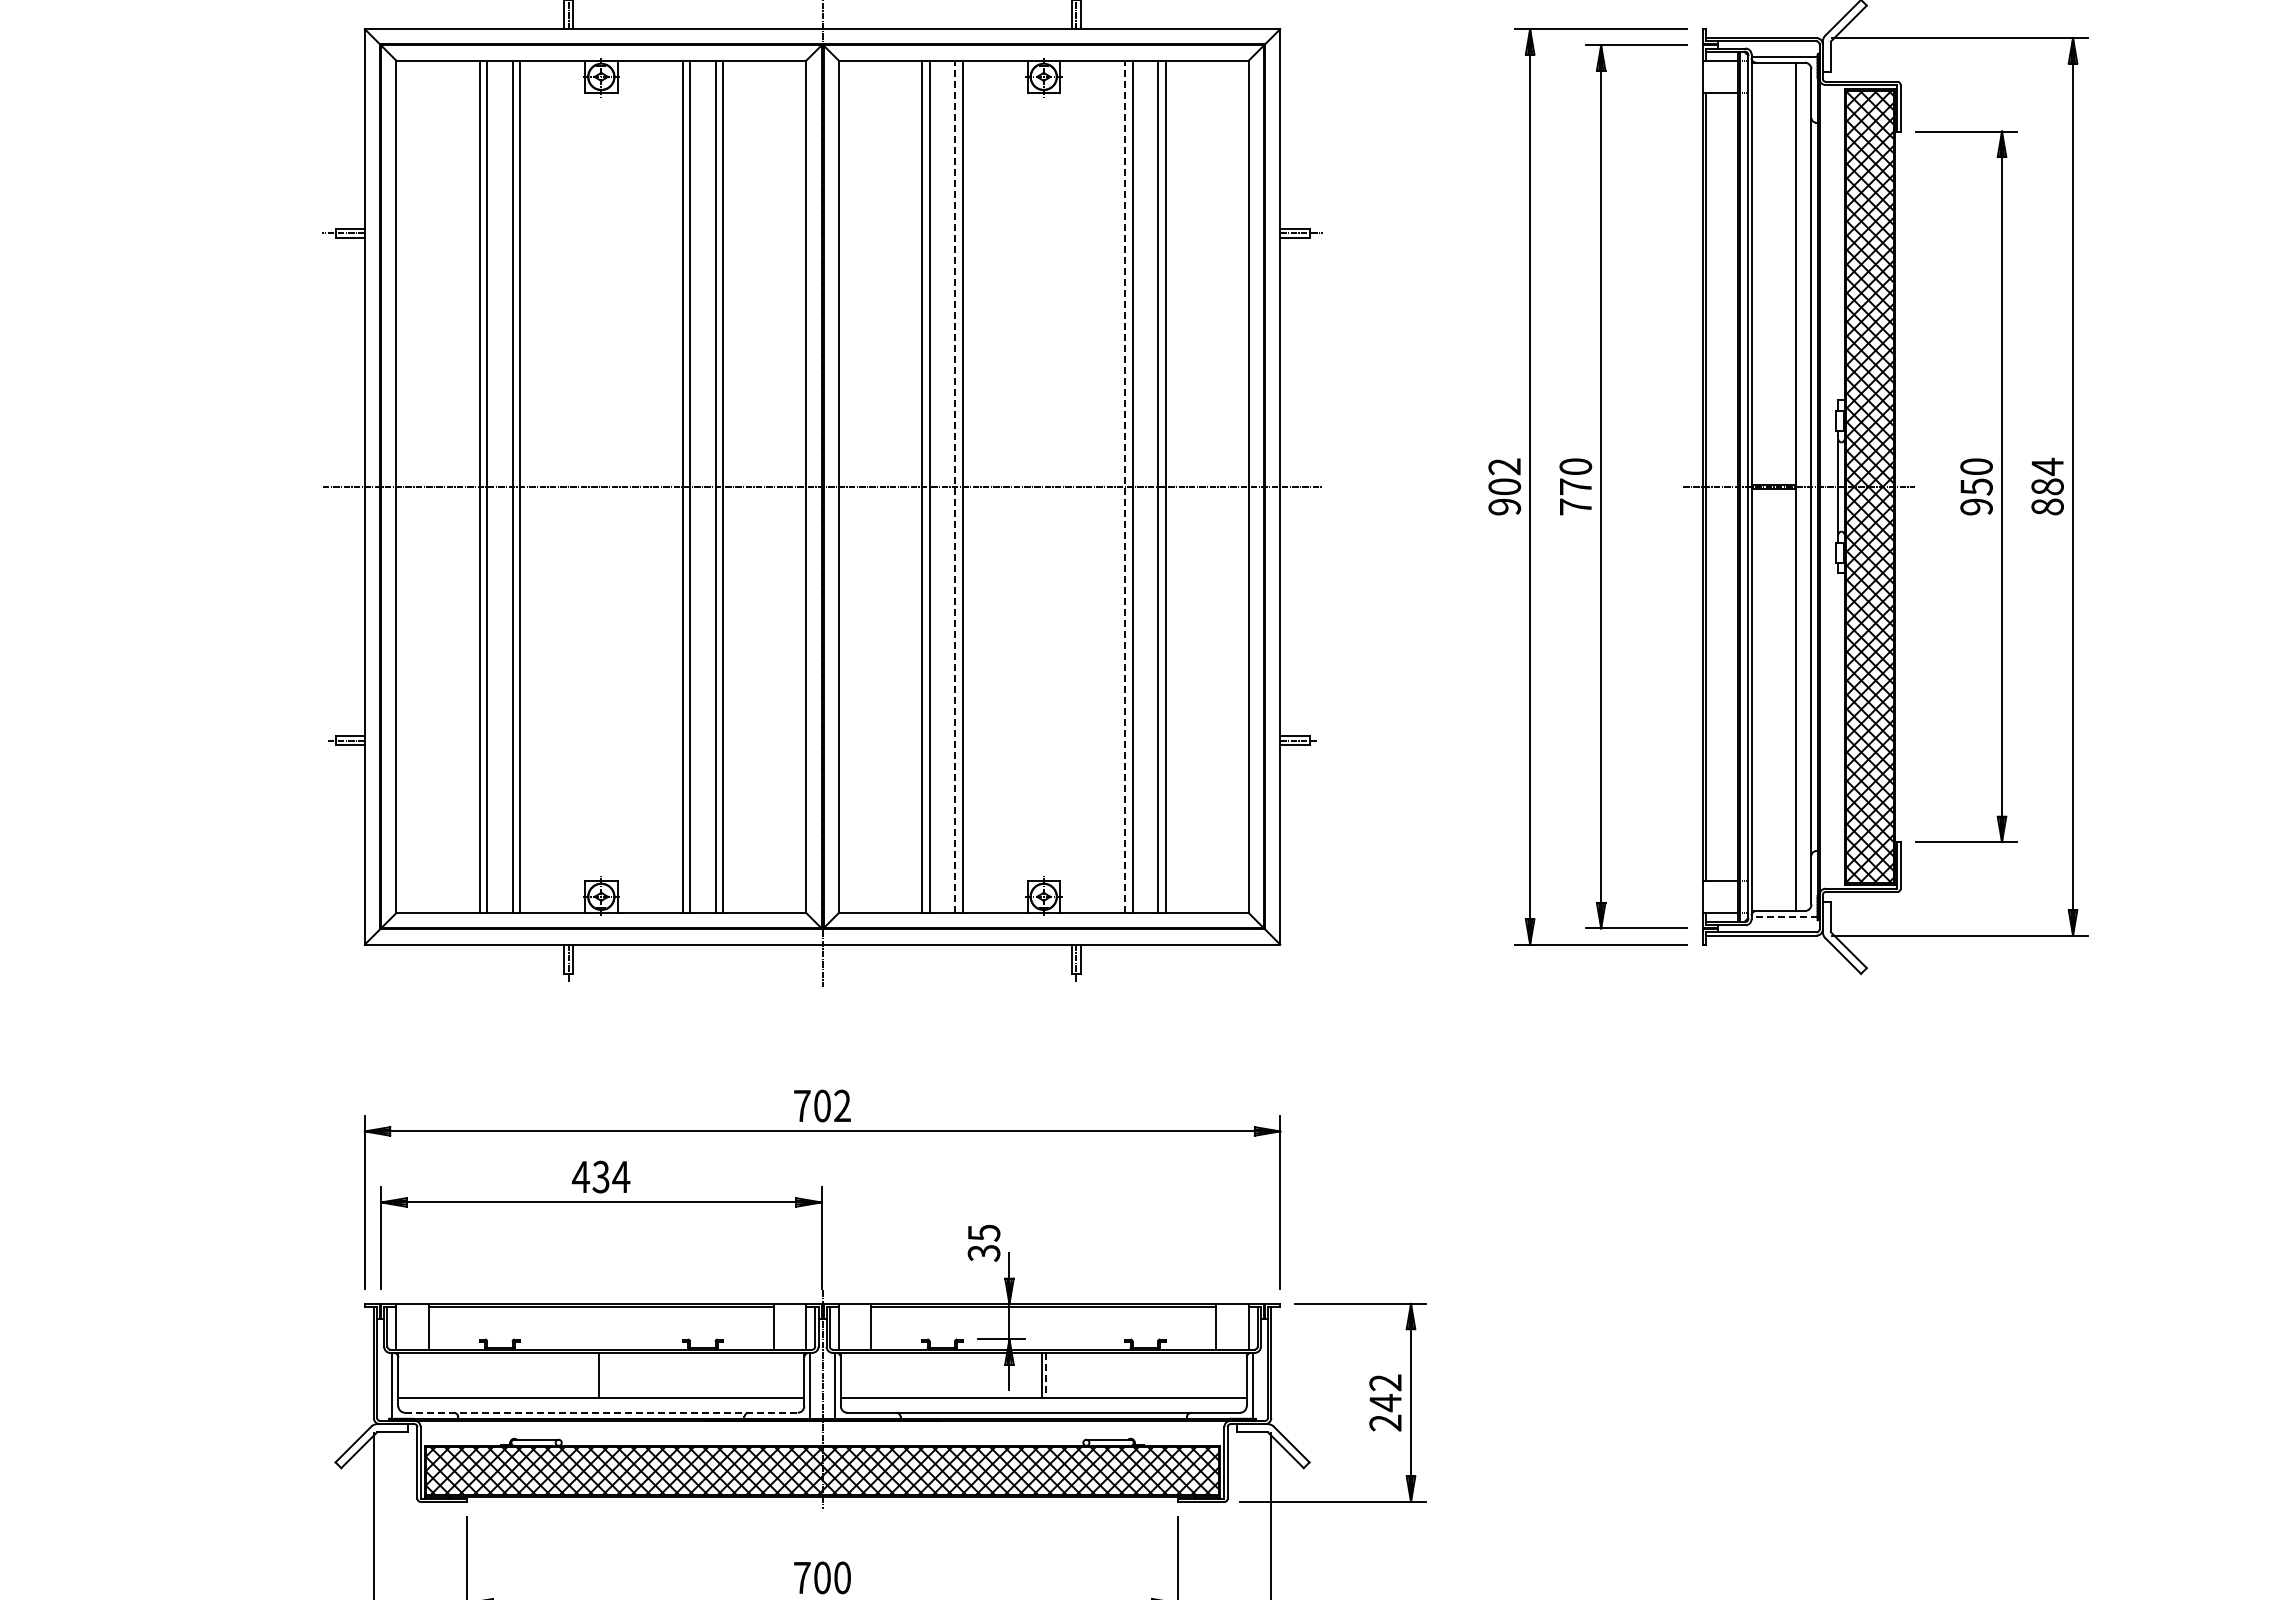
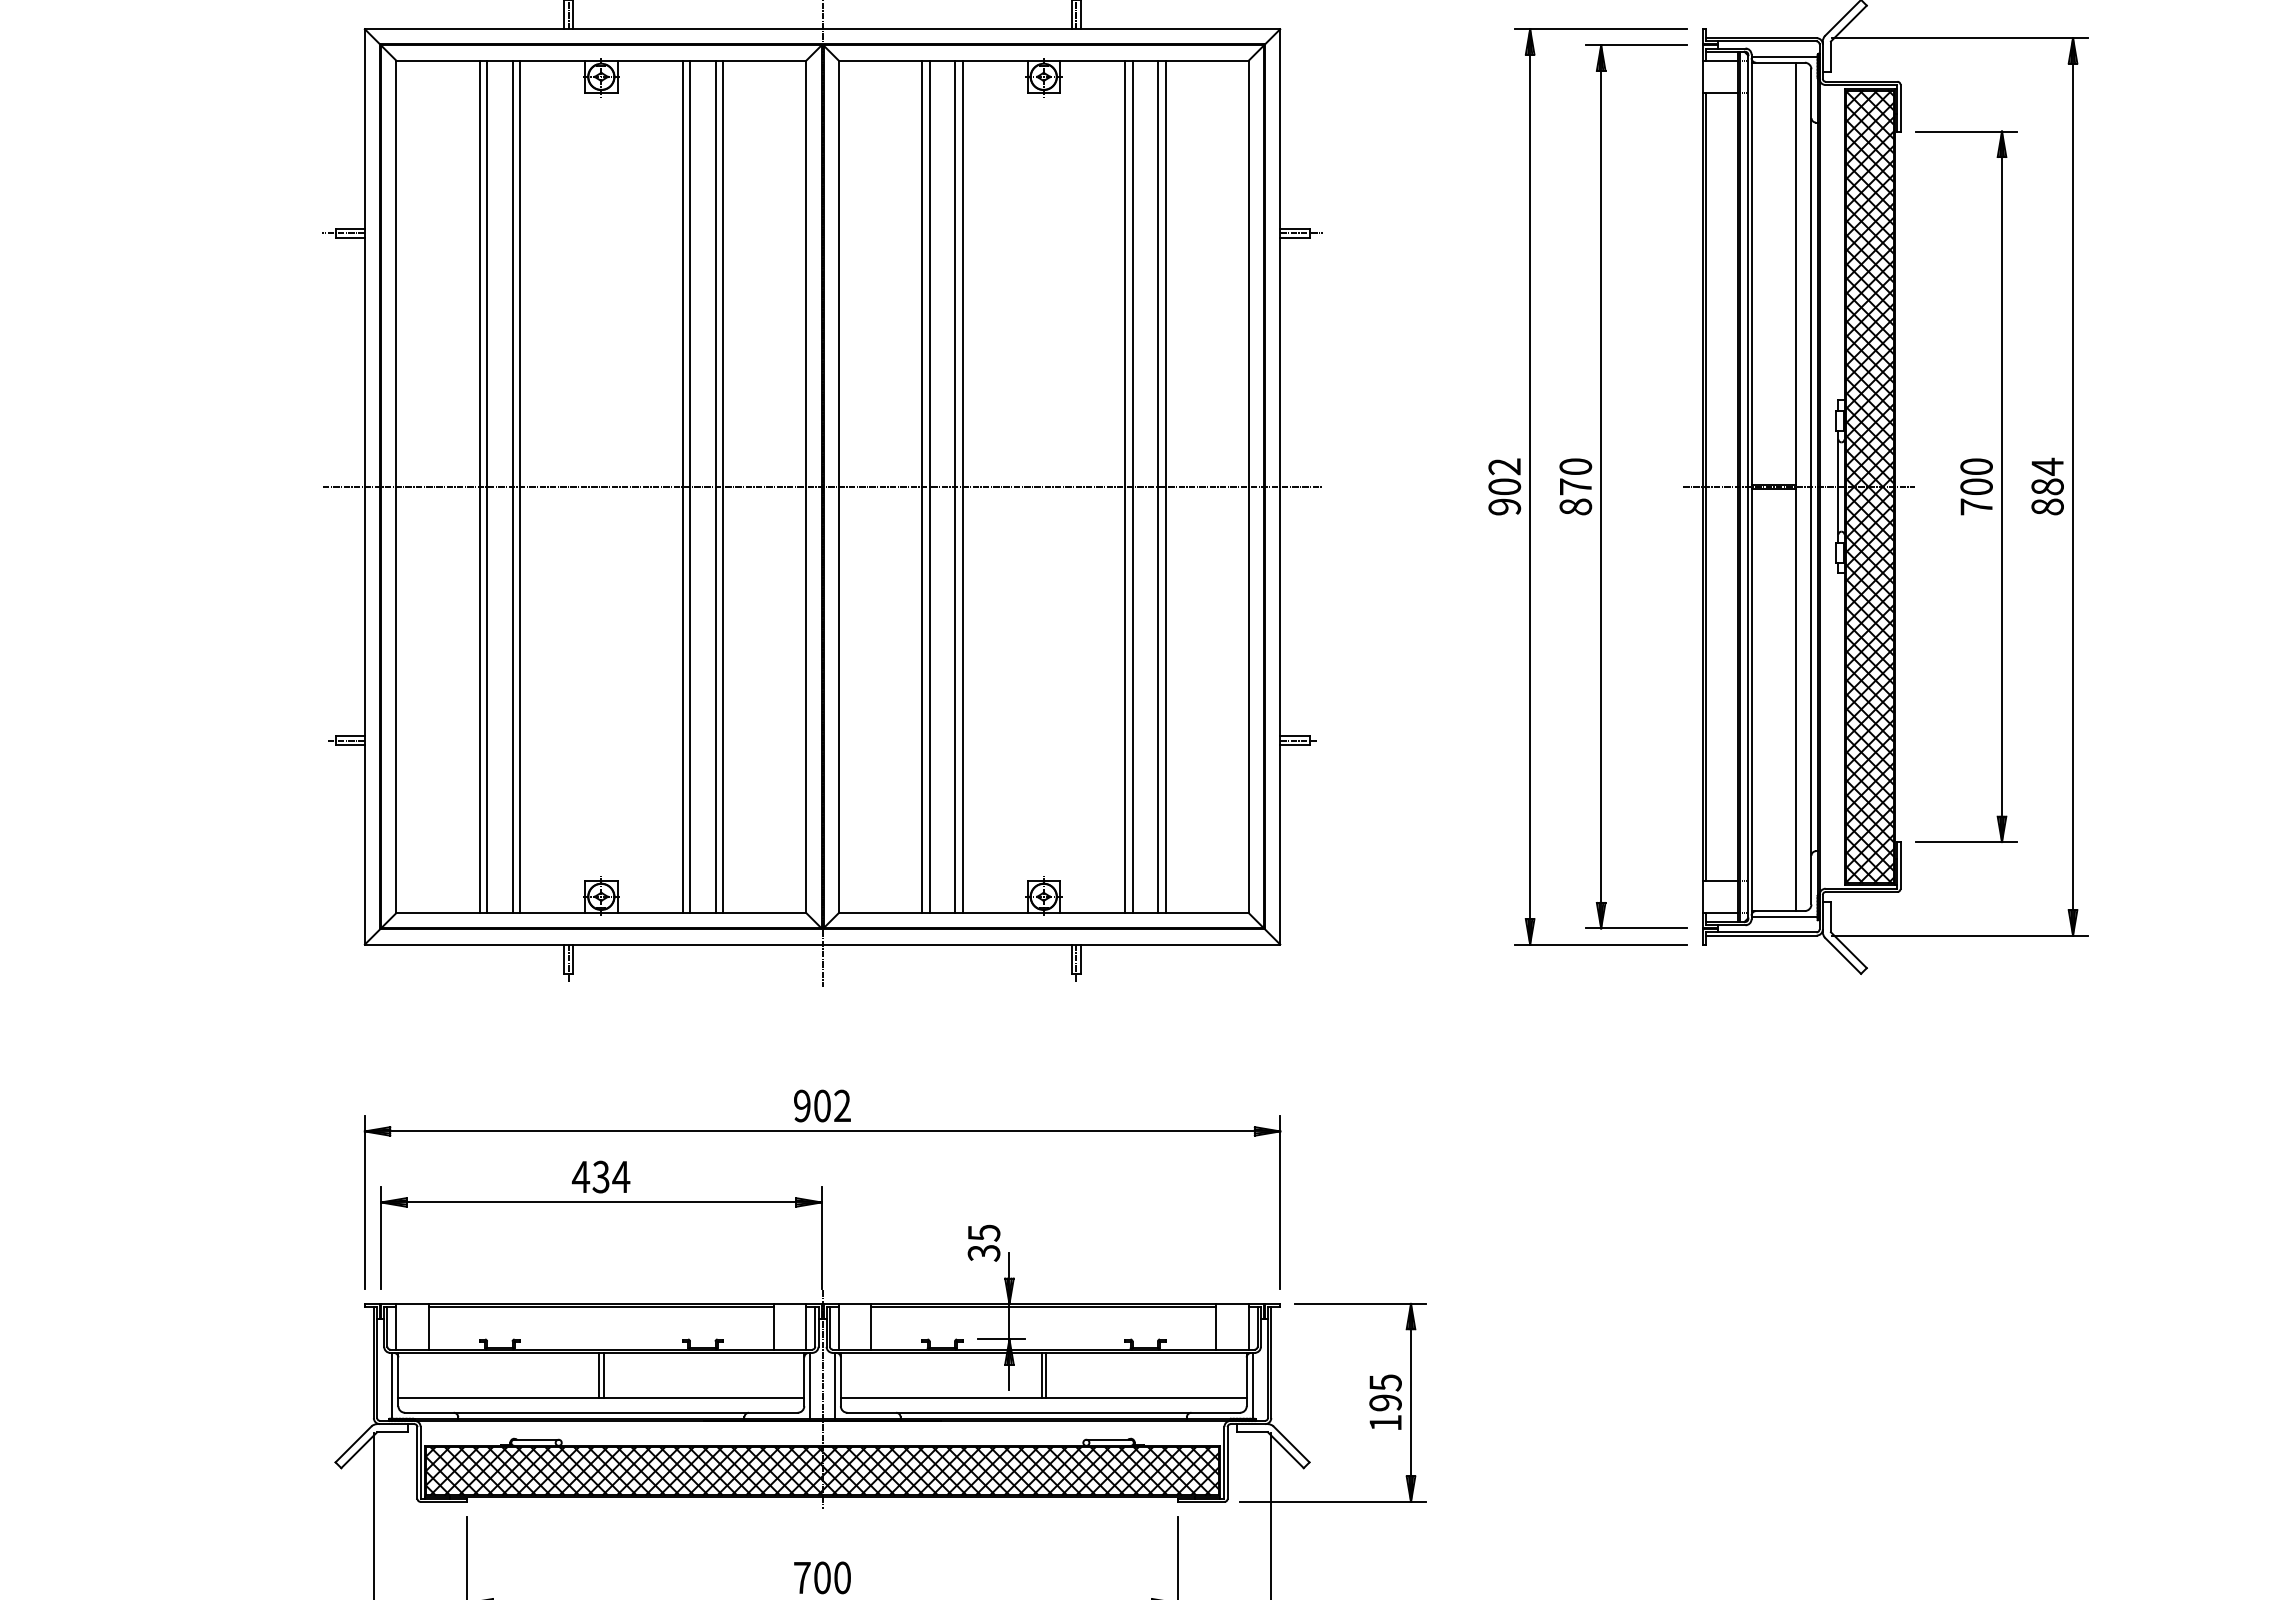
line: dashed -> solid (954, 486)
line: dashed -> solid (1124, 486)
text: 950 -> 700 (1976, 496)
text: 770 -> 870 (1575, 506)
line: dashed -> solid (1784, 917)
text: 702 -> 902 (802, 1105)
line: none -> present (603, 1374)
line: dashed -> solid (1046, 1375)
text: 242 -> 195 (1385, 1402)
line: dashed -> solid (601, 1412)
